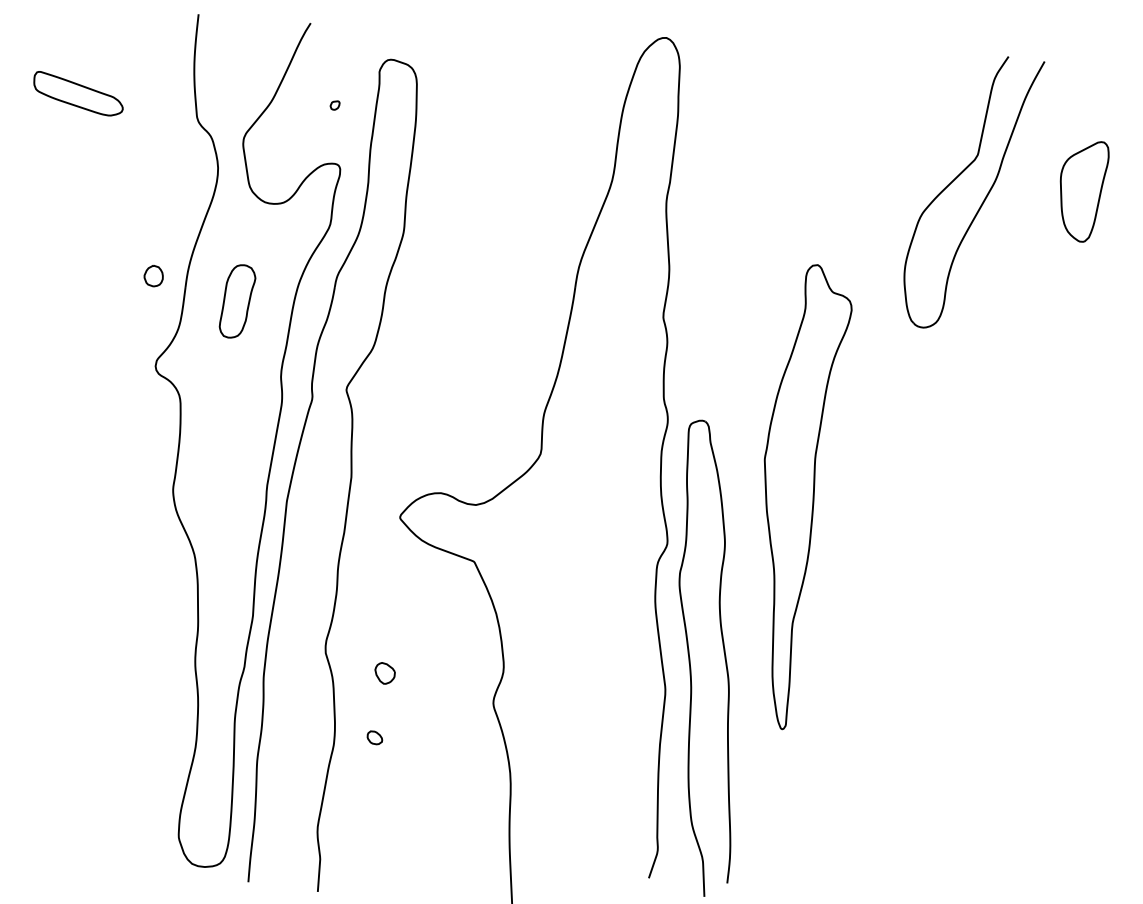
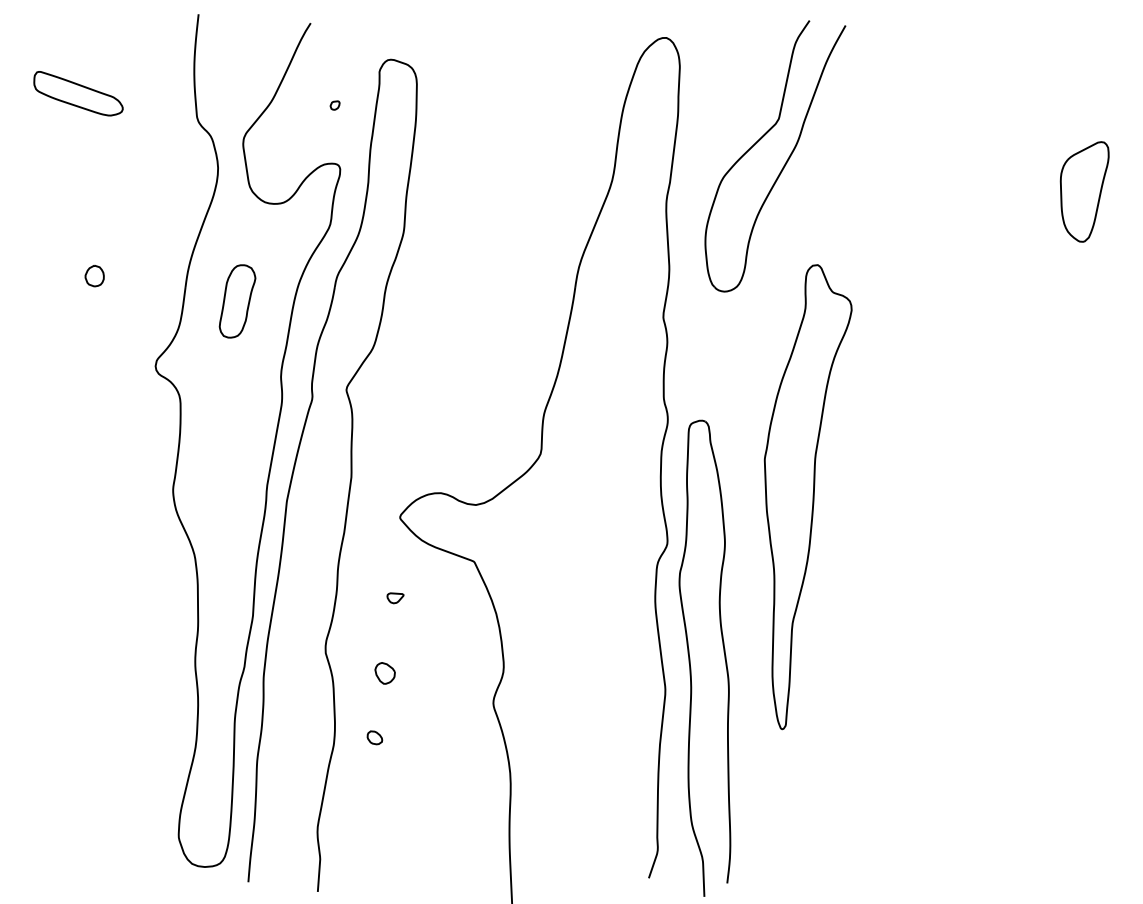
part position: (984, 198) -> (785, 162) (785, 162)
part position: (153, 276) -> (94, 276) (94, 276)
part: none -> present (395, 598)
